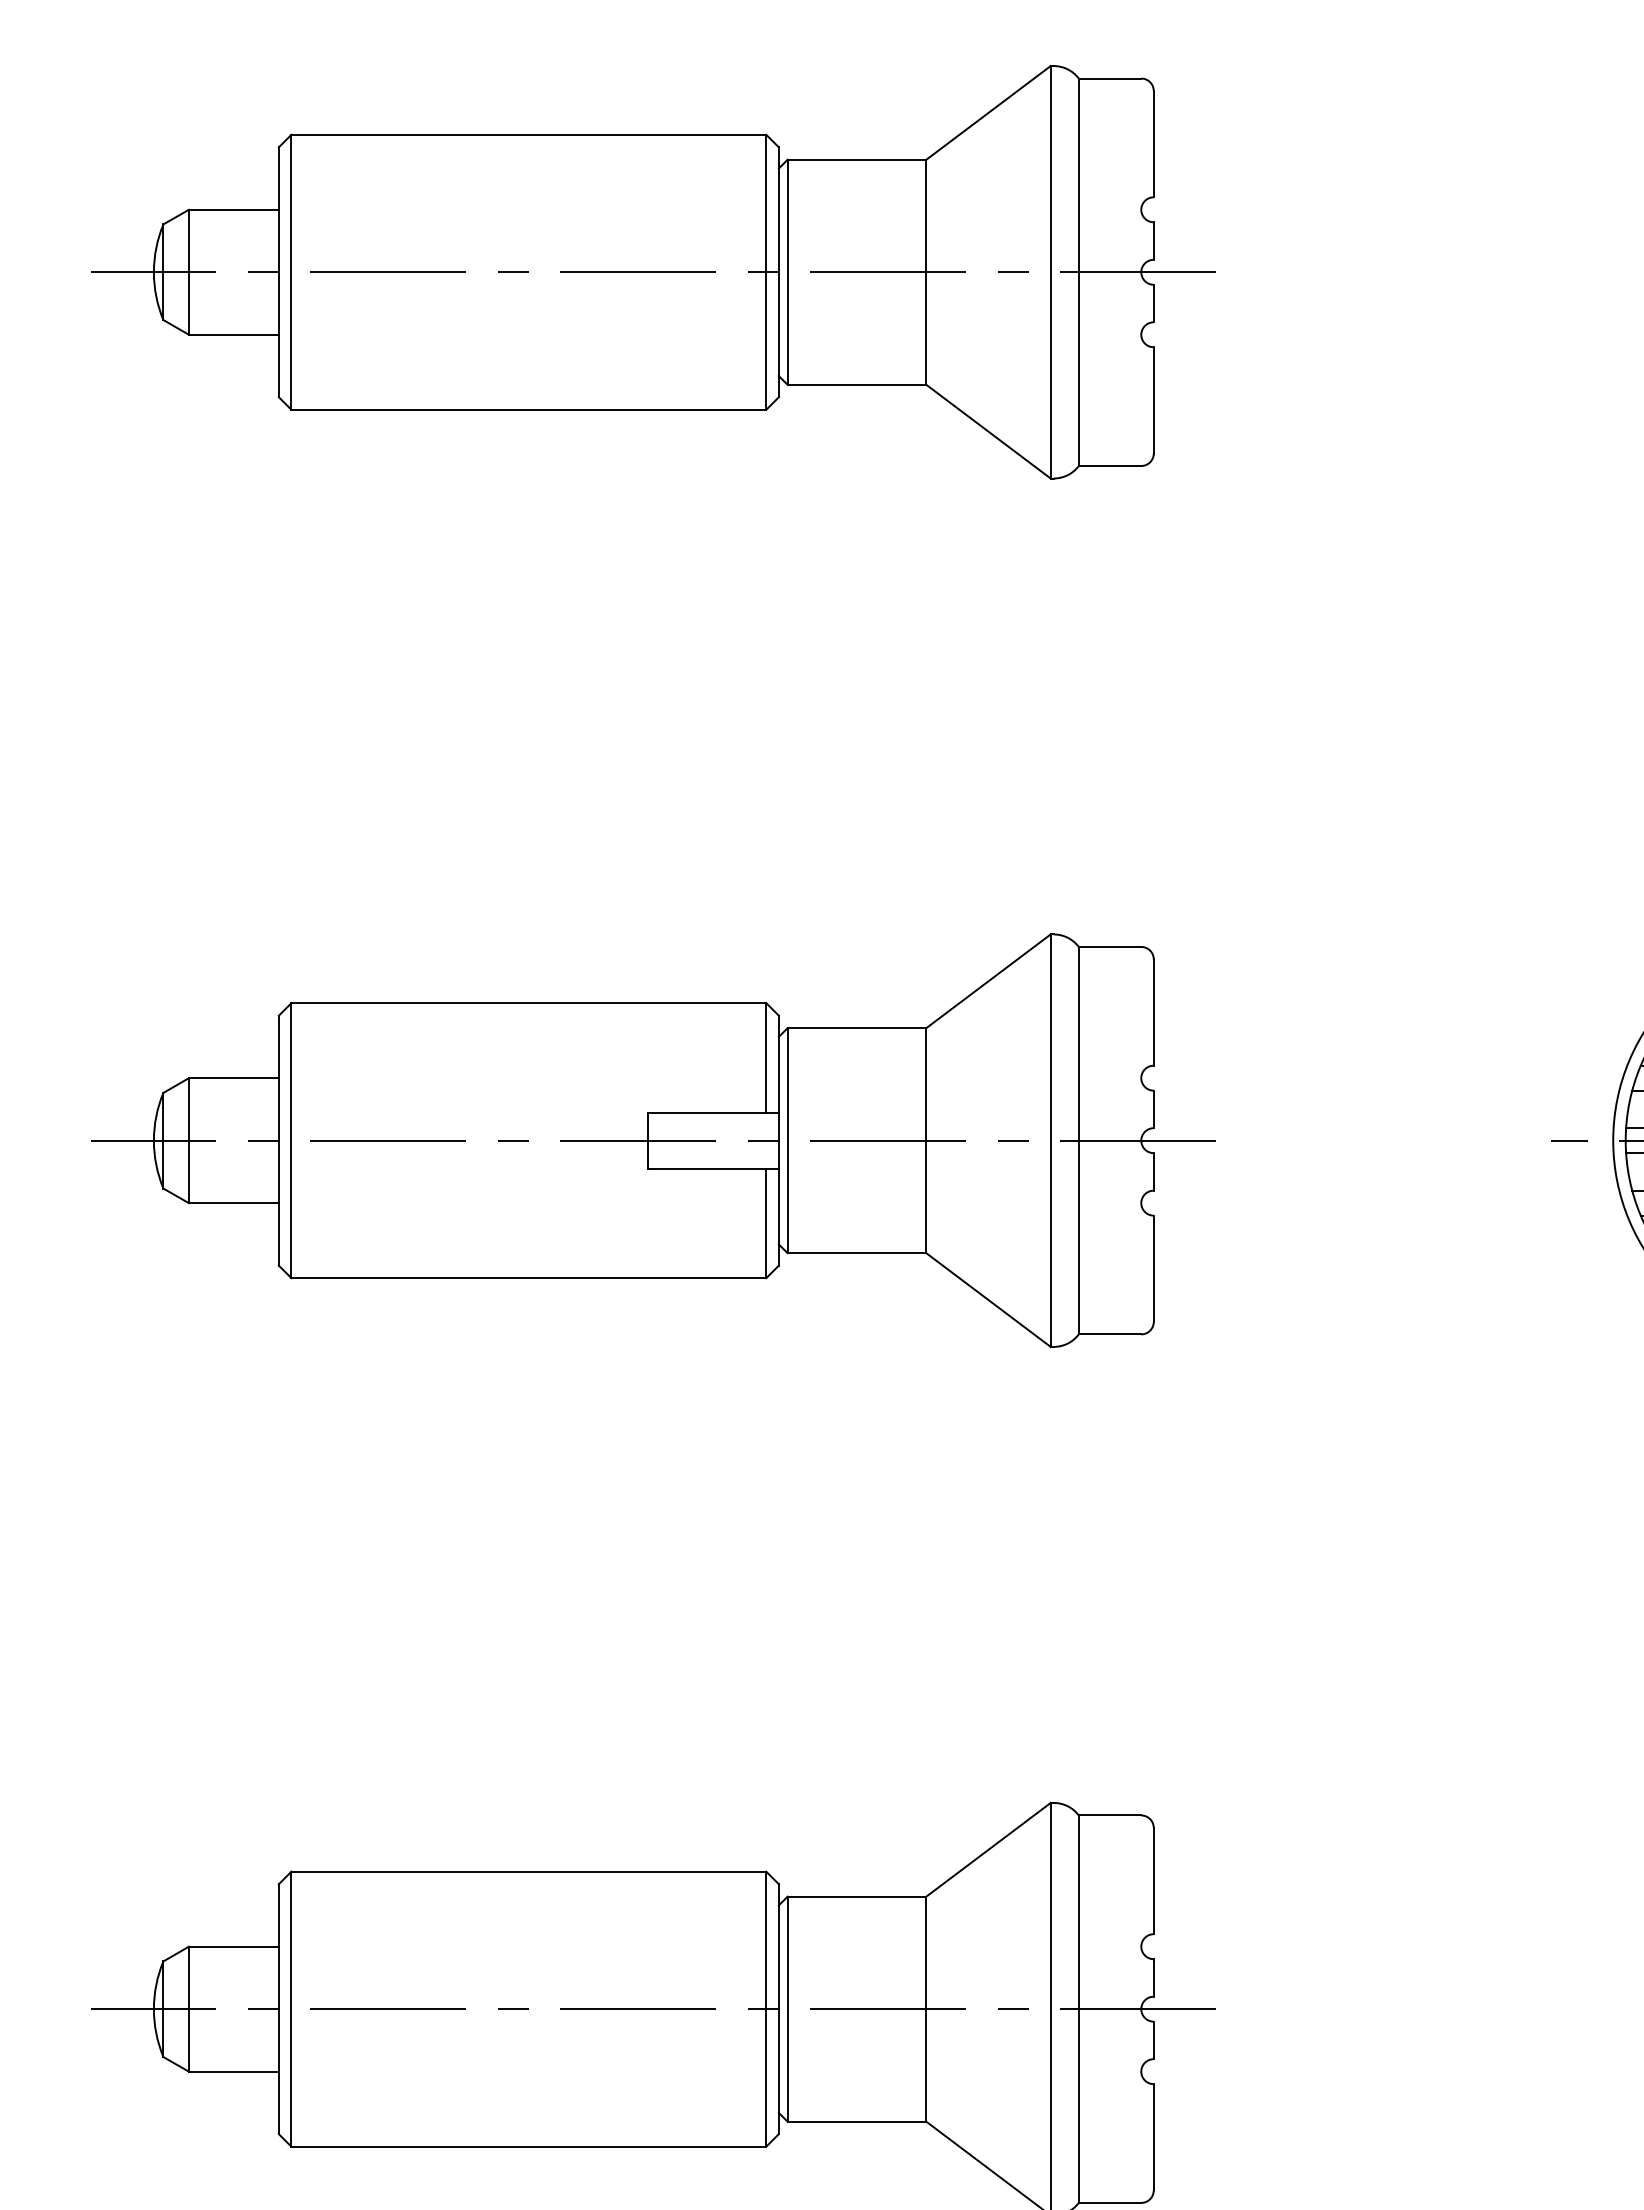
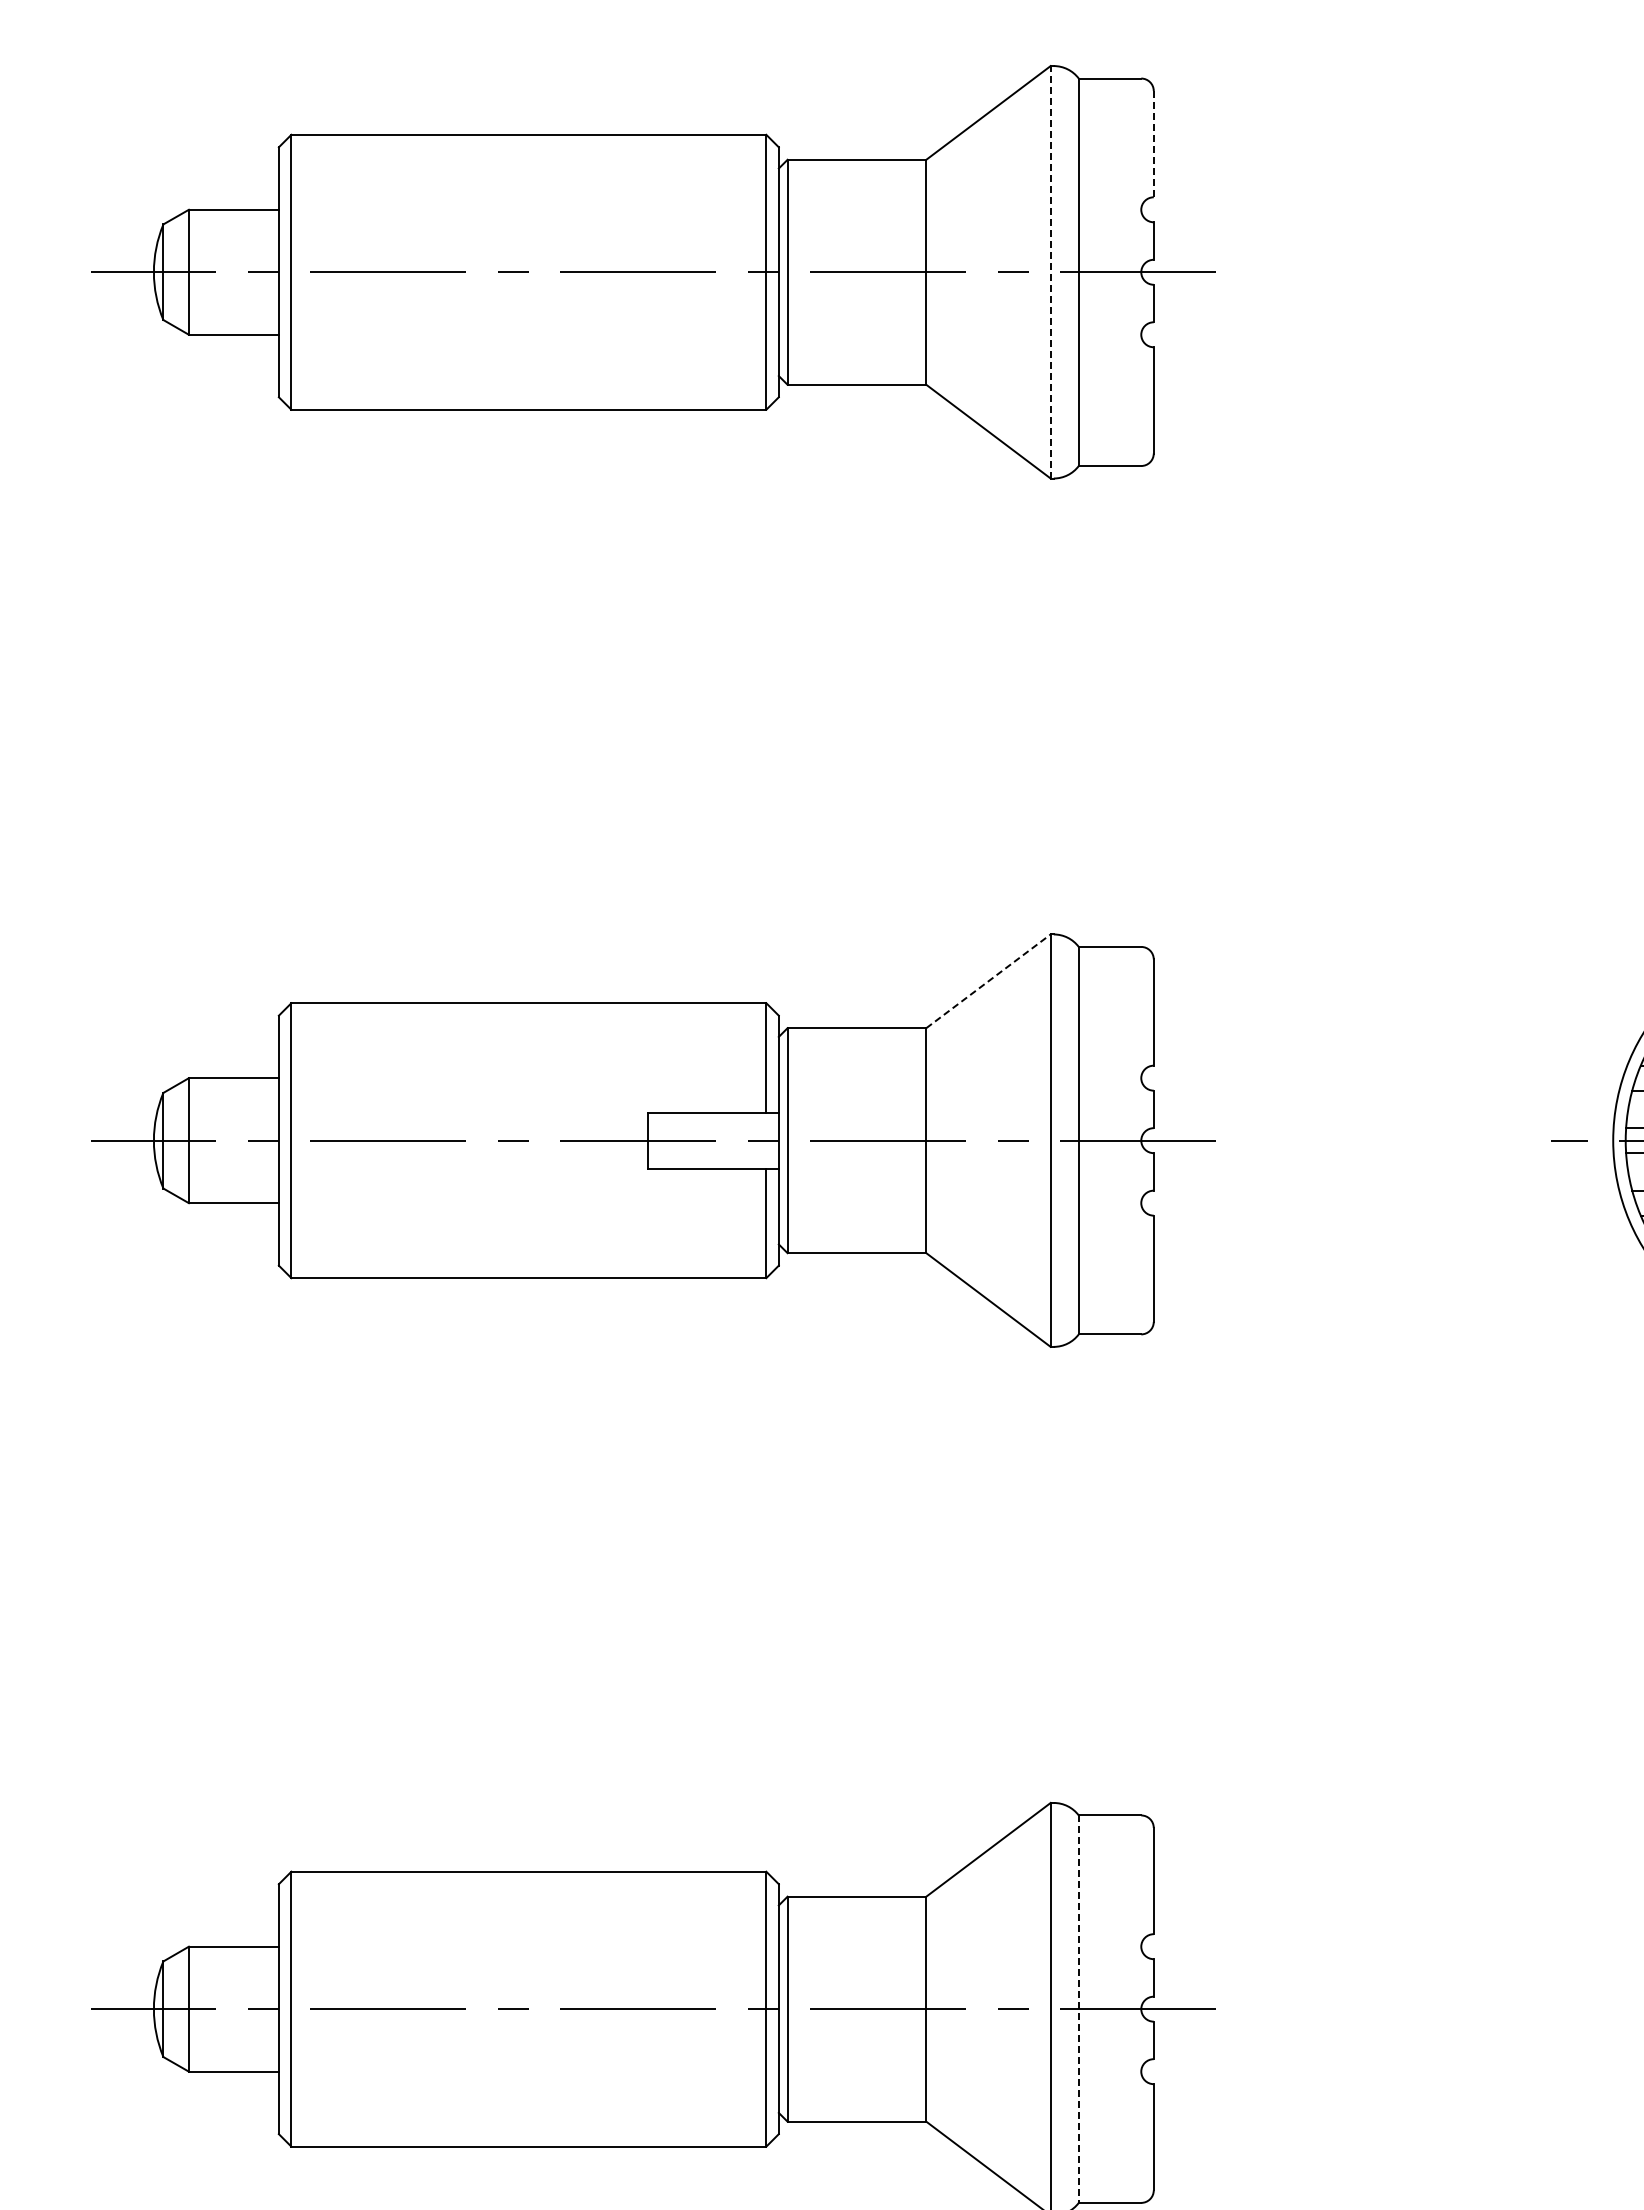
line: solid -> dashed (1153, 144)
line: solid -> dashed (1050, 271)
line: solid -> dashed (988, 981)
line: solid -> dashed (1078, 2009)
